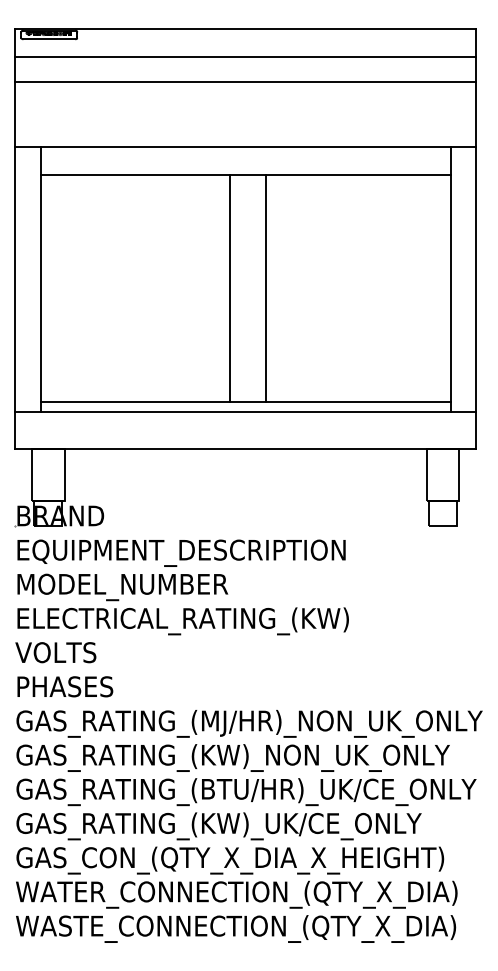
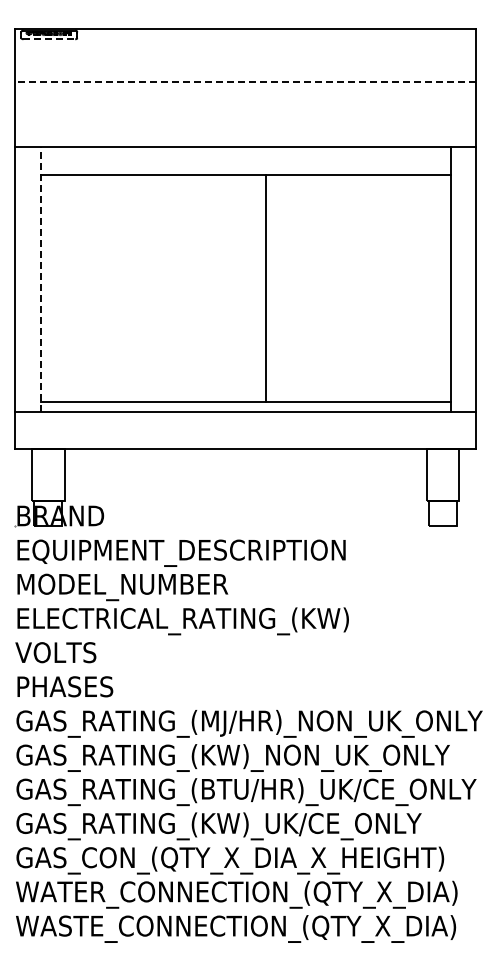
line: solid -> dashed (49, 39)
line: present -> none (245, 57)
line: solid -> dashed (245, 82)
line: solid -> dashed (40, 279)
line: present -> none (230, 288)
